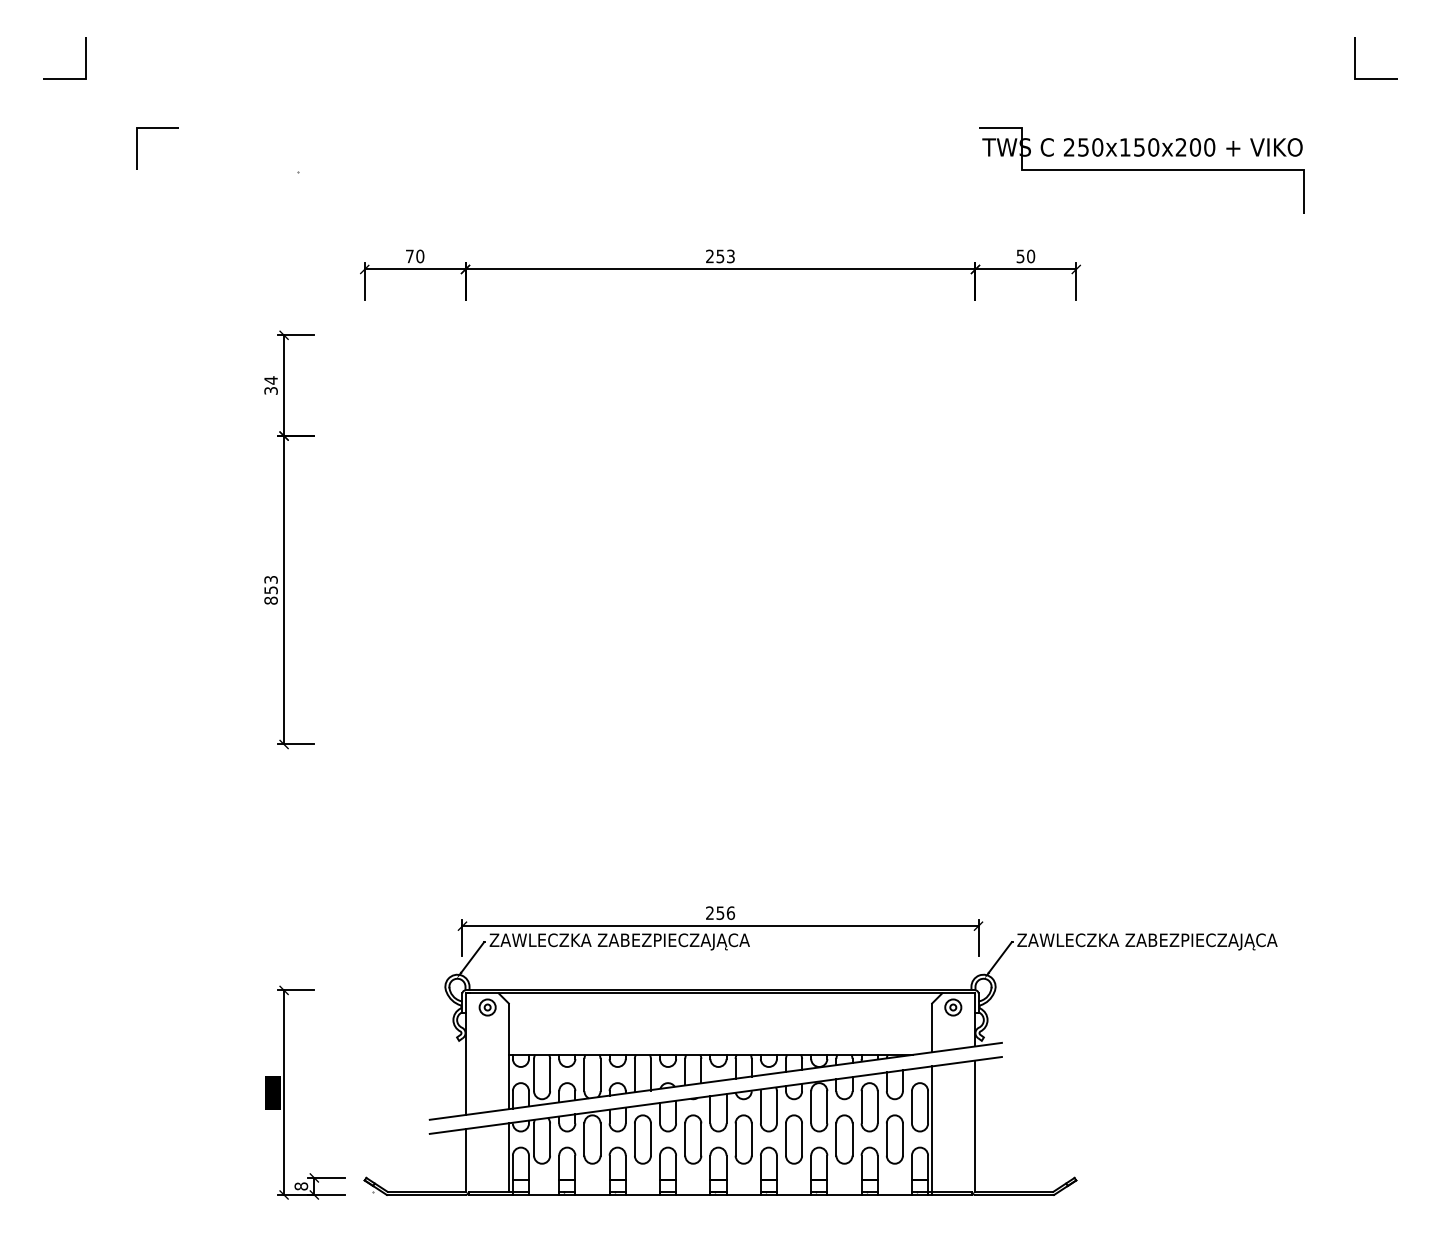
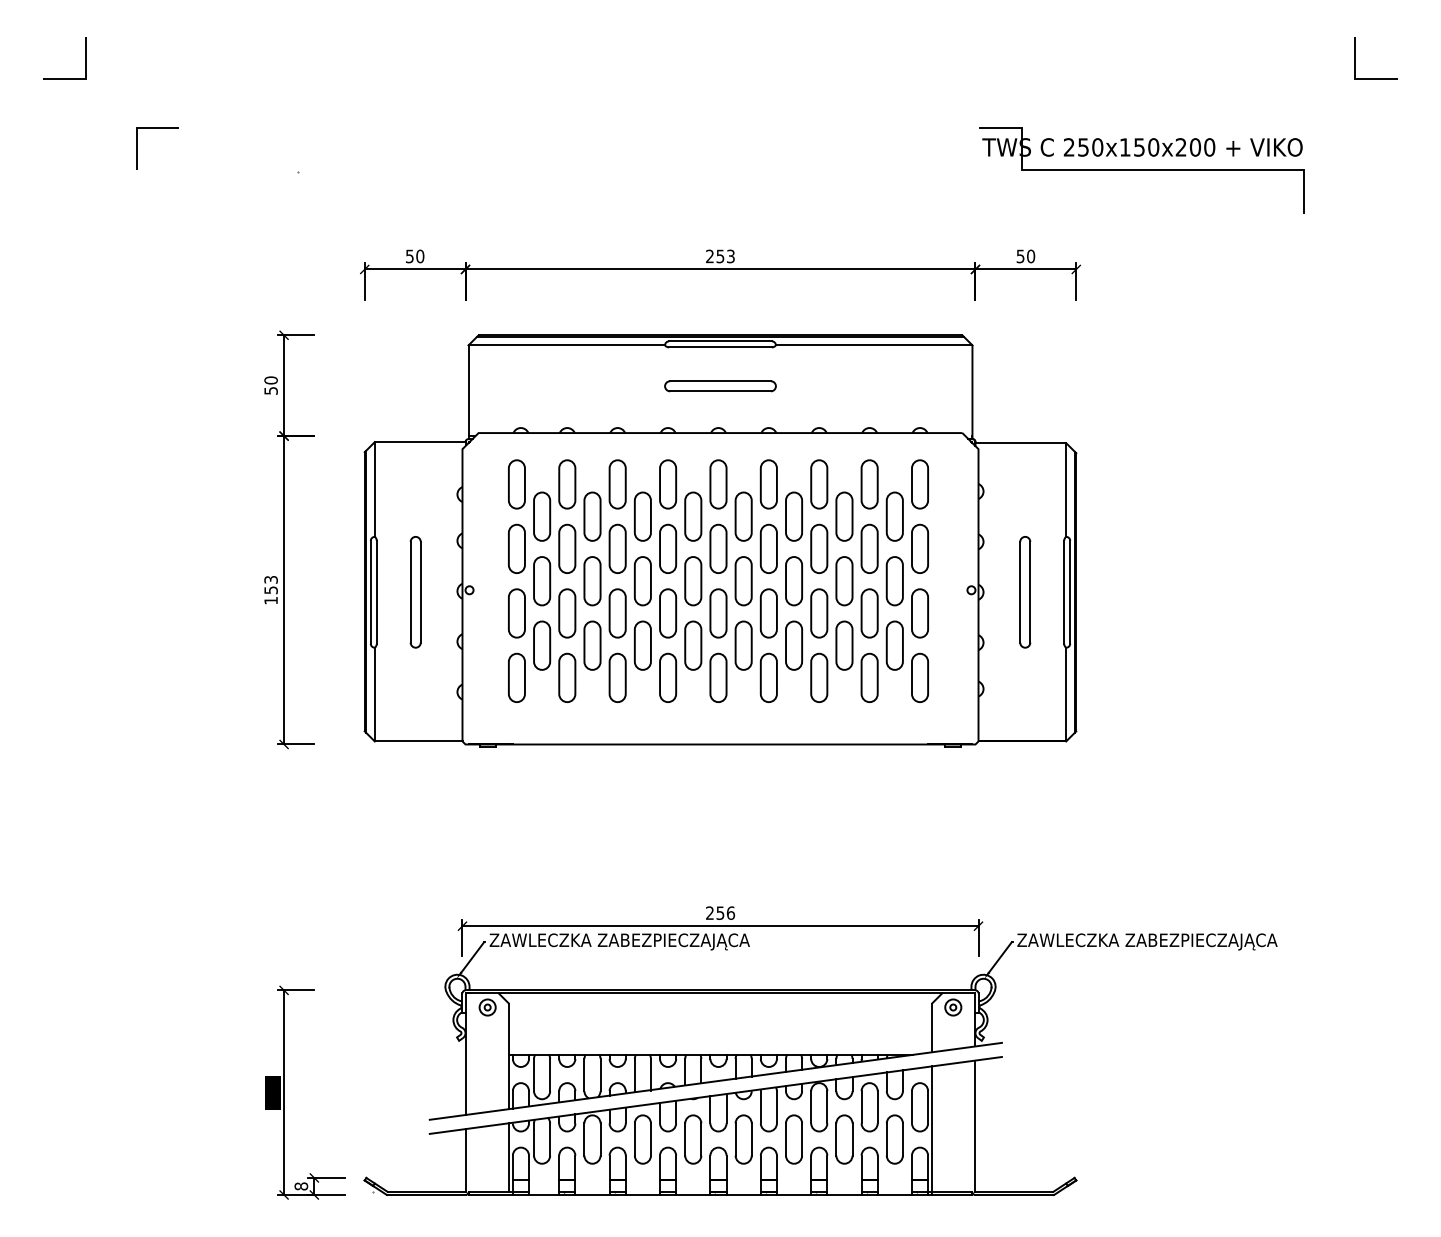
text: 70 -> 50 (409, 256)
text: 34 -> 50 (270, 385)
part: none -> present (720, 540)
text: 853 -> 153 (270, 600)
